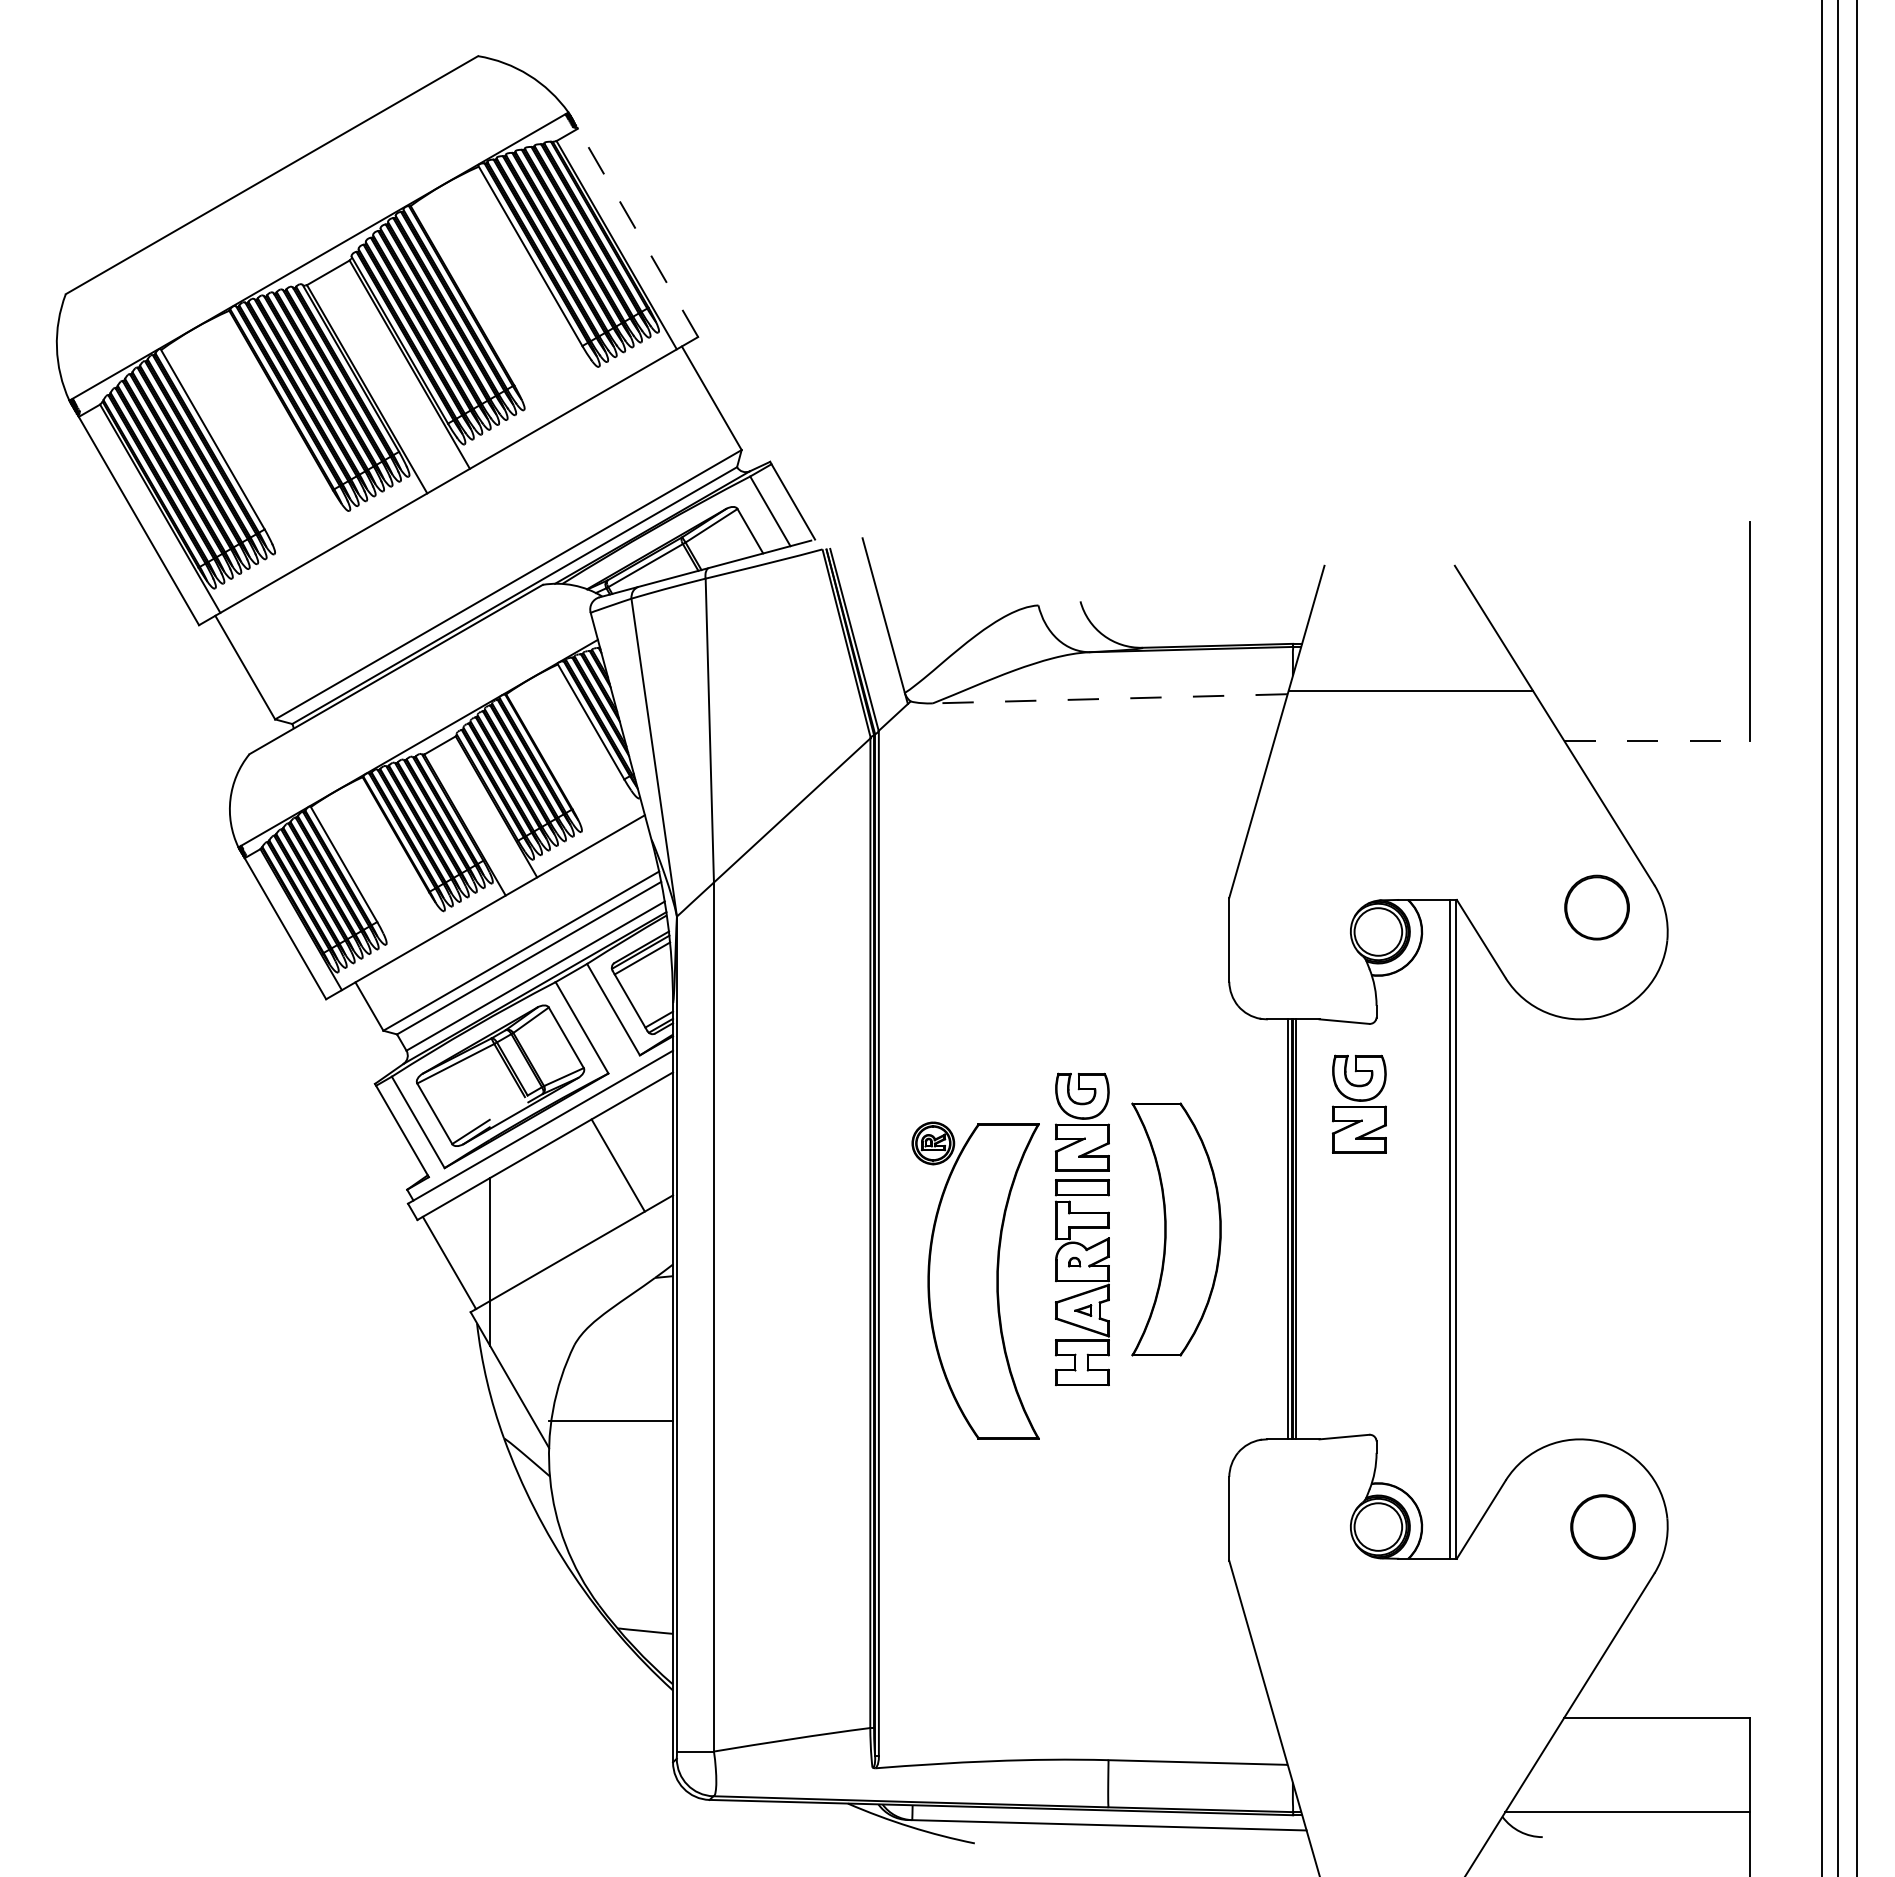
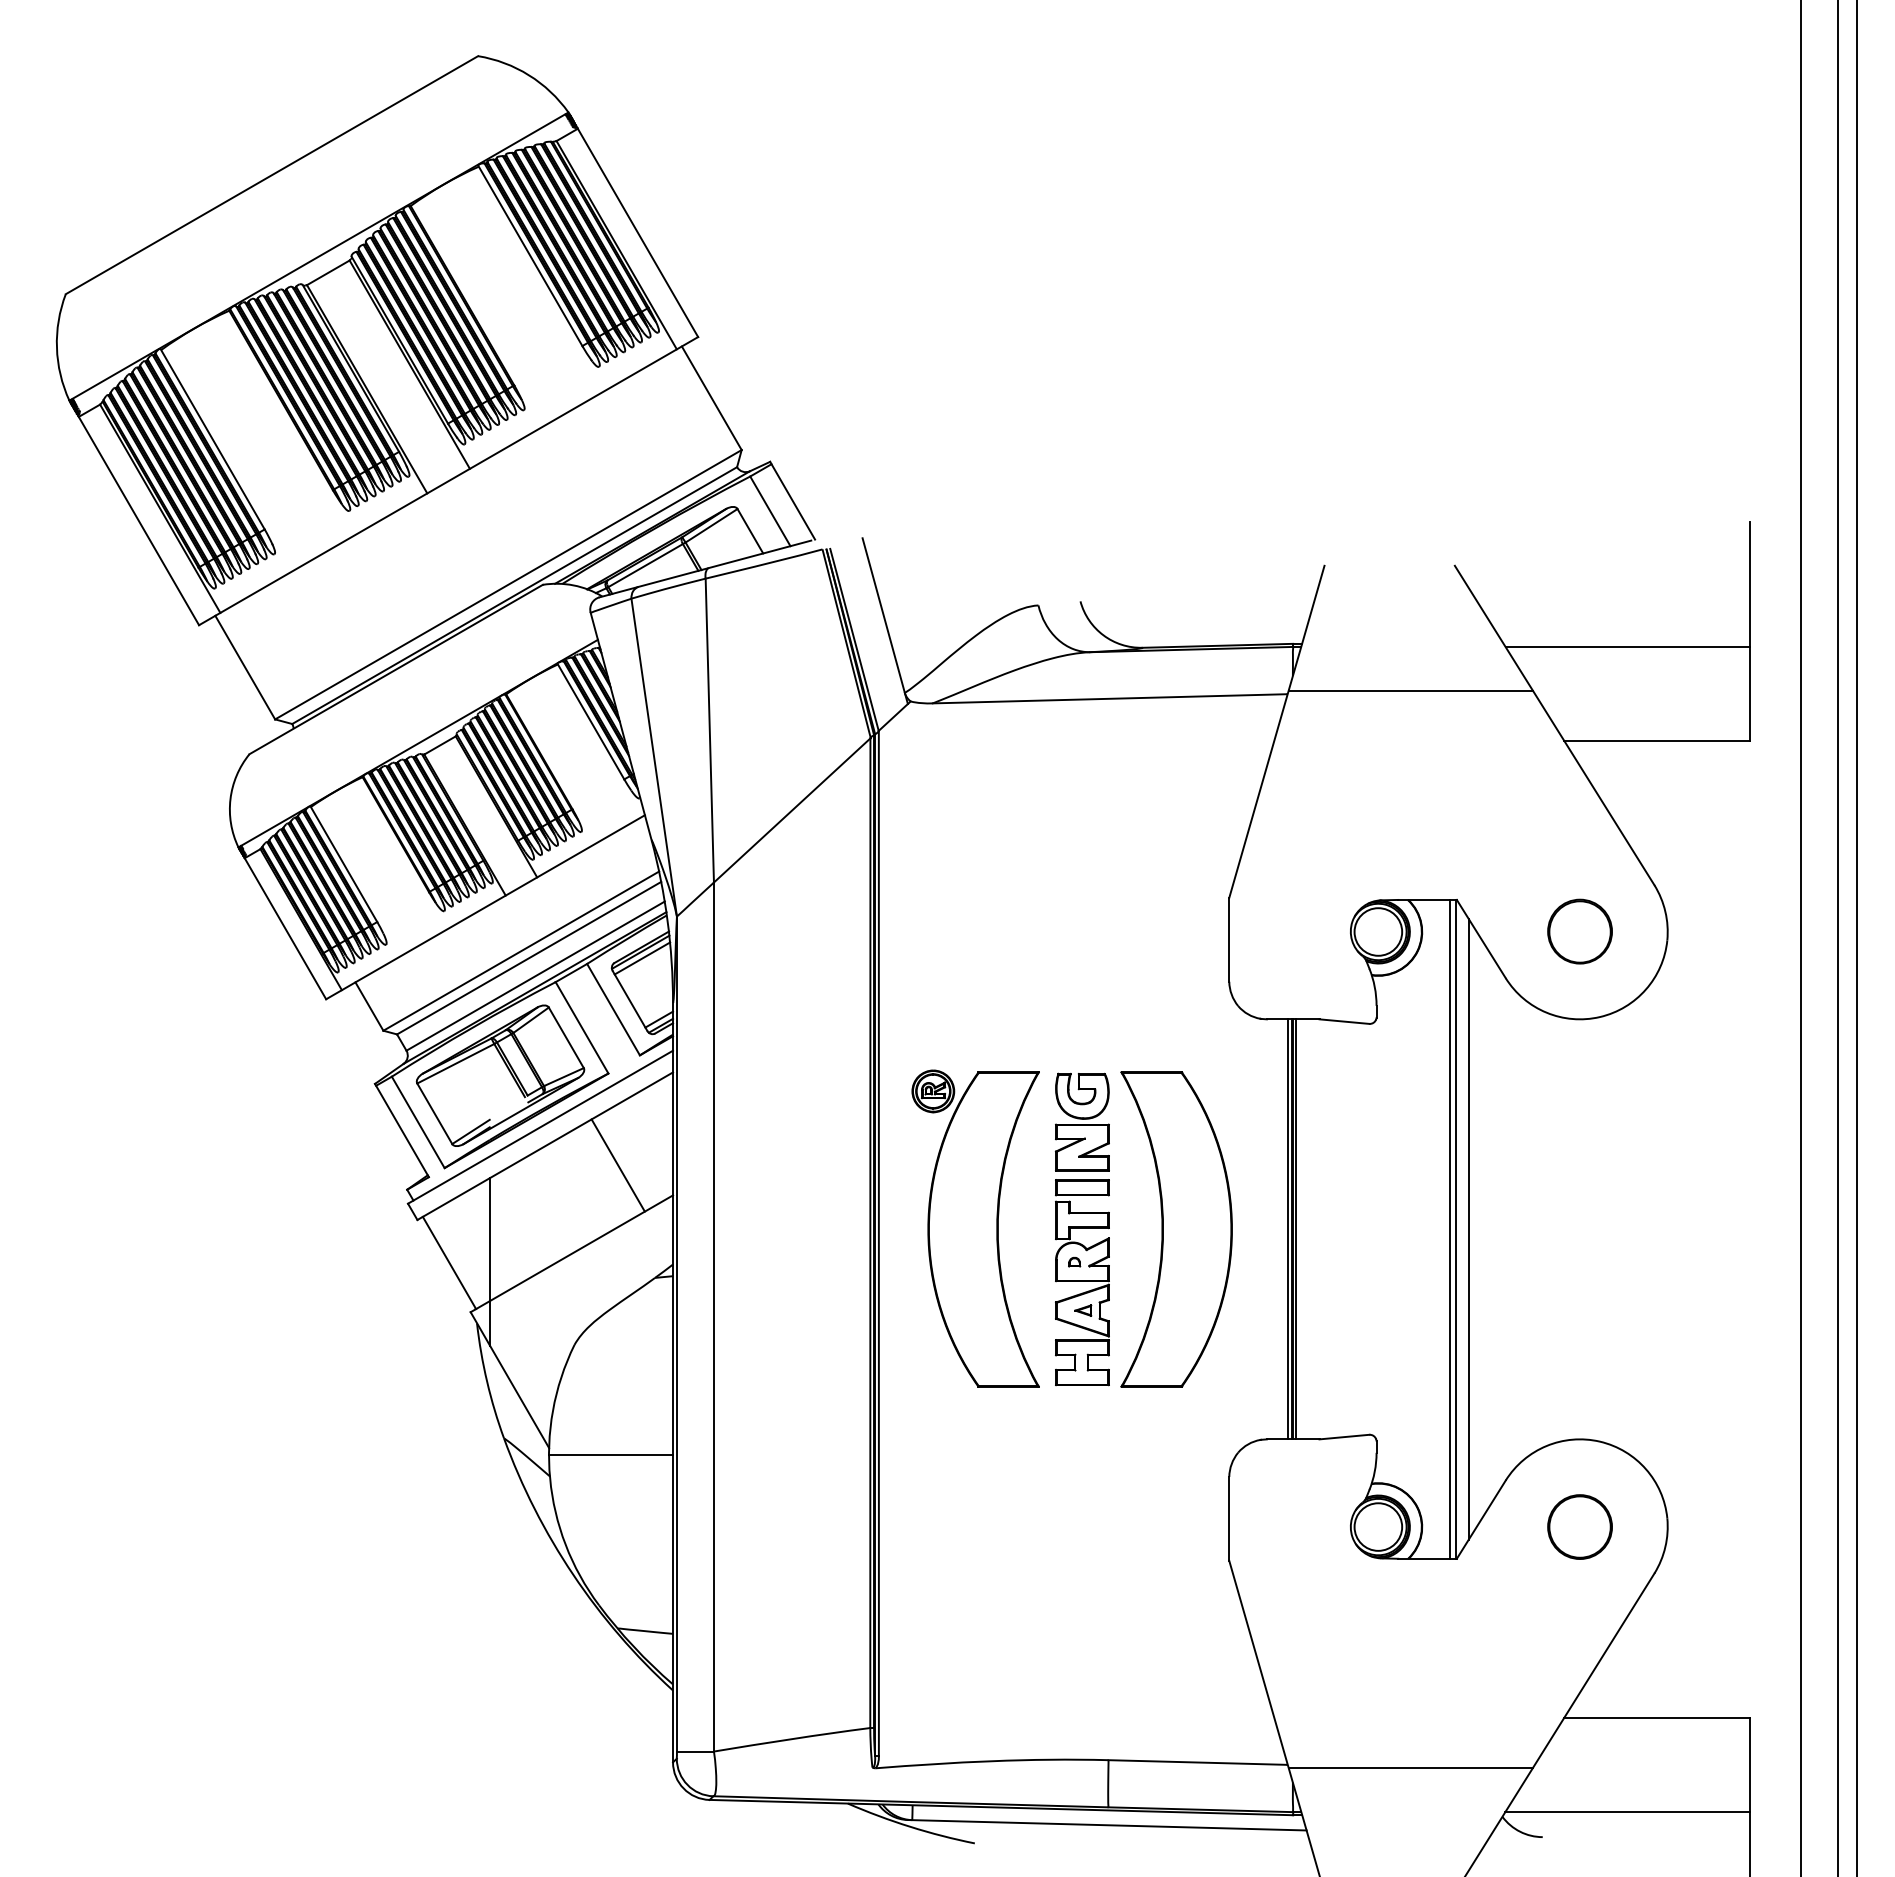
line: dashed -> solid (635, 228)
line: none -> present (1627, 646)
line: dashed -> solid (1109, 698)
line: dashed -> solid (1657, 740)
part position: (1596, 907) -> (1579, 931) (1579, 931)
line position: (1821, 937) -> (1800, 937) (1800, 937)
part: present -> none (1358, 1103)
part size: 91x255 px -> 113x317 px (1176, 1229)
line: none -> present (1468, 1229)
part position: (975, 1280) -> (975, 1228) (975, 1228)
line position: (611, 1421) -> (611, 1455) (611, 1455)
circle position: (1602, 1526) -> (1579, 1526) (1579, 1526)
line: none -> present (1410, 1767)
